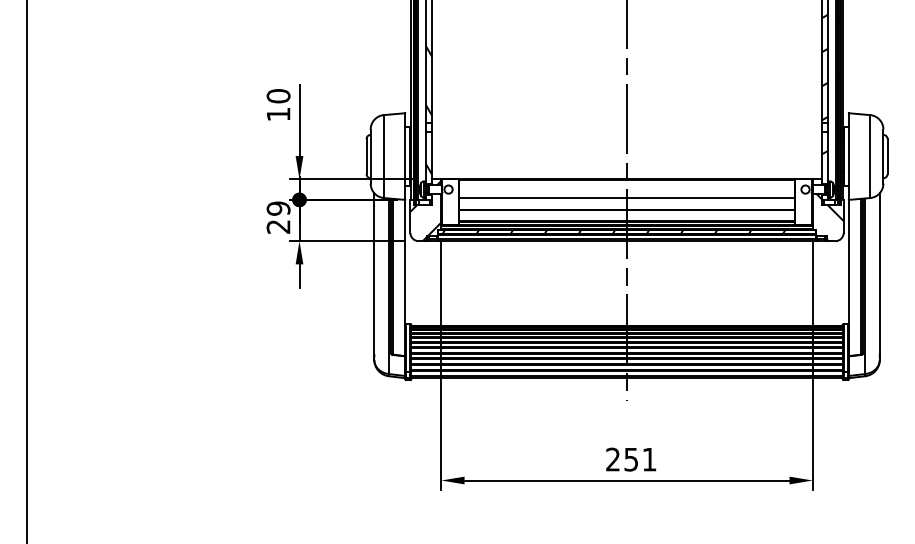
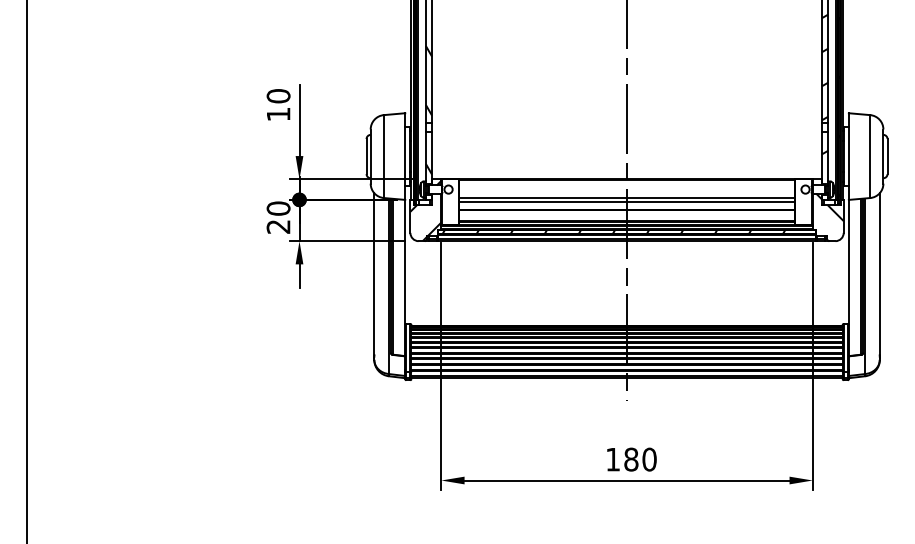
line: none -> present (626, 201)
text: 29 -> 20 (278, 208)
text: 251 -> 180 (631, 459)
